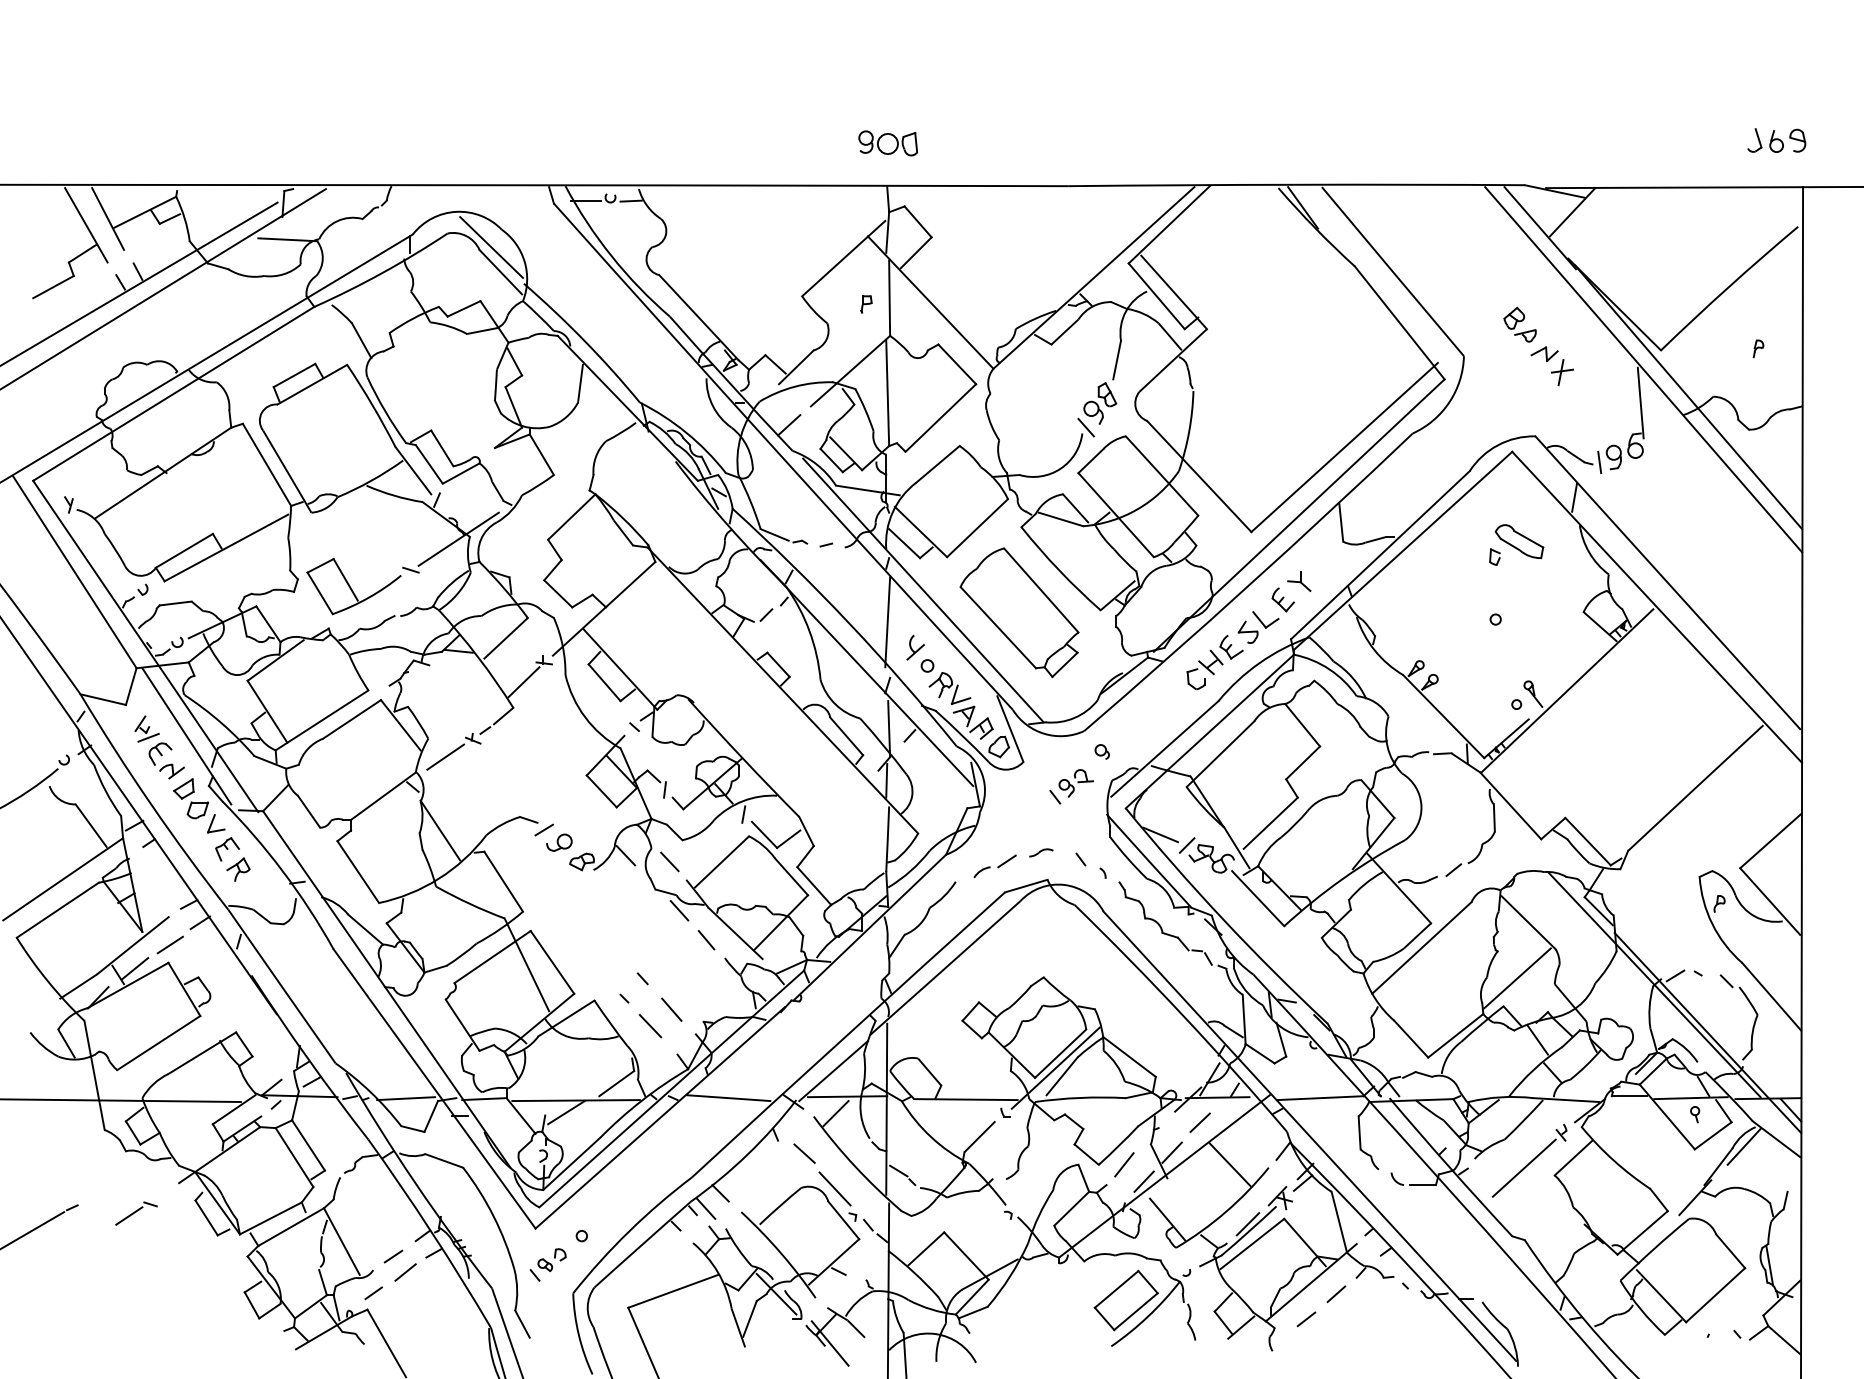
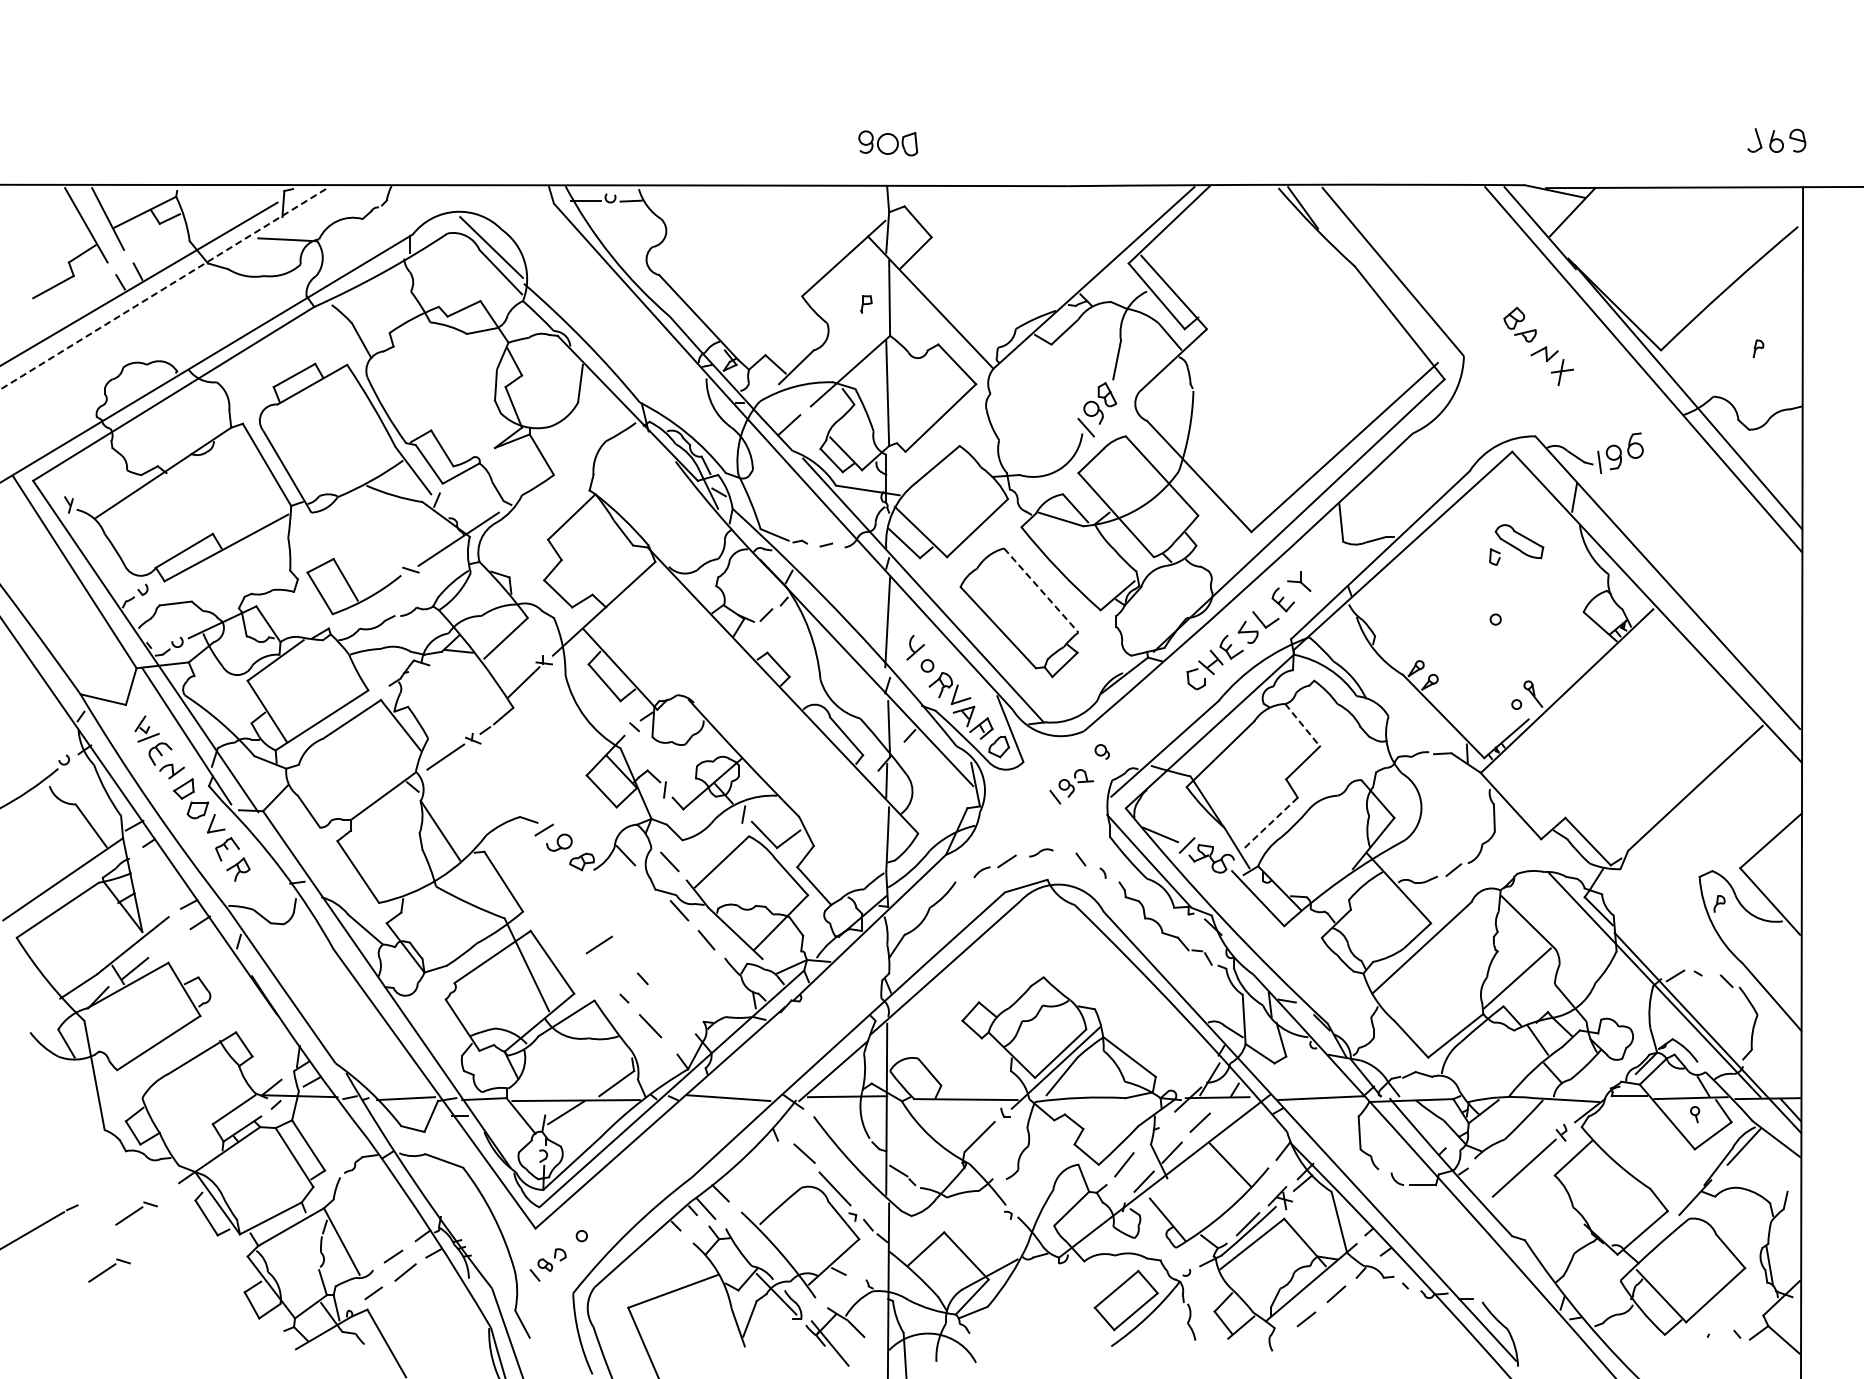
line: solid -> dashed (162, 289)
line: present -> none (1640, 402)
line: solid -> dashed (1041, 590)
line: solid -> dashed (1302, 725)
line: solid -> dashed (1270, 823)
line position: (169, 944) -> (598, 944) (598, 944)
line: present -> none (671, 1009)
line: present -> none (121, 1100)
line: present -> none (835, 1113)
part: none -> present (109, 1270)
